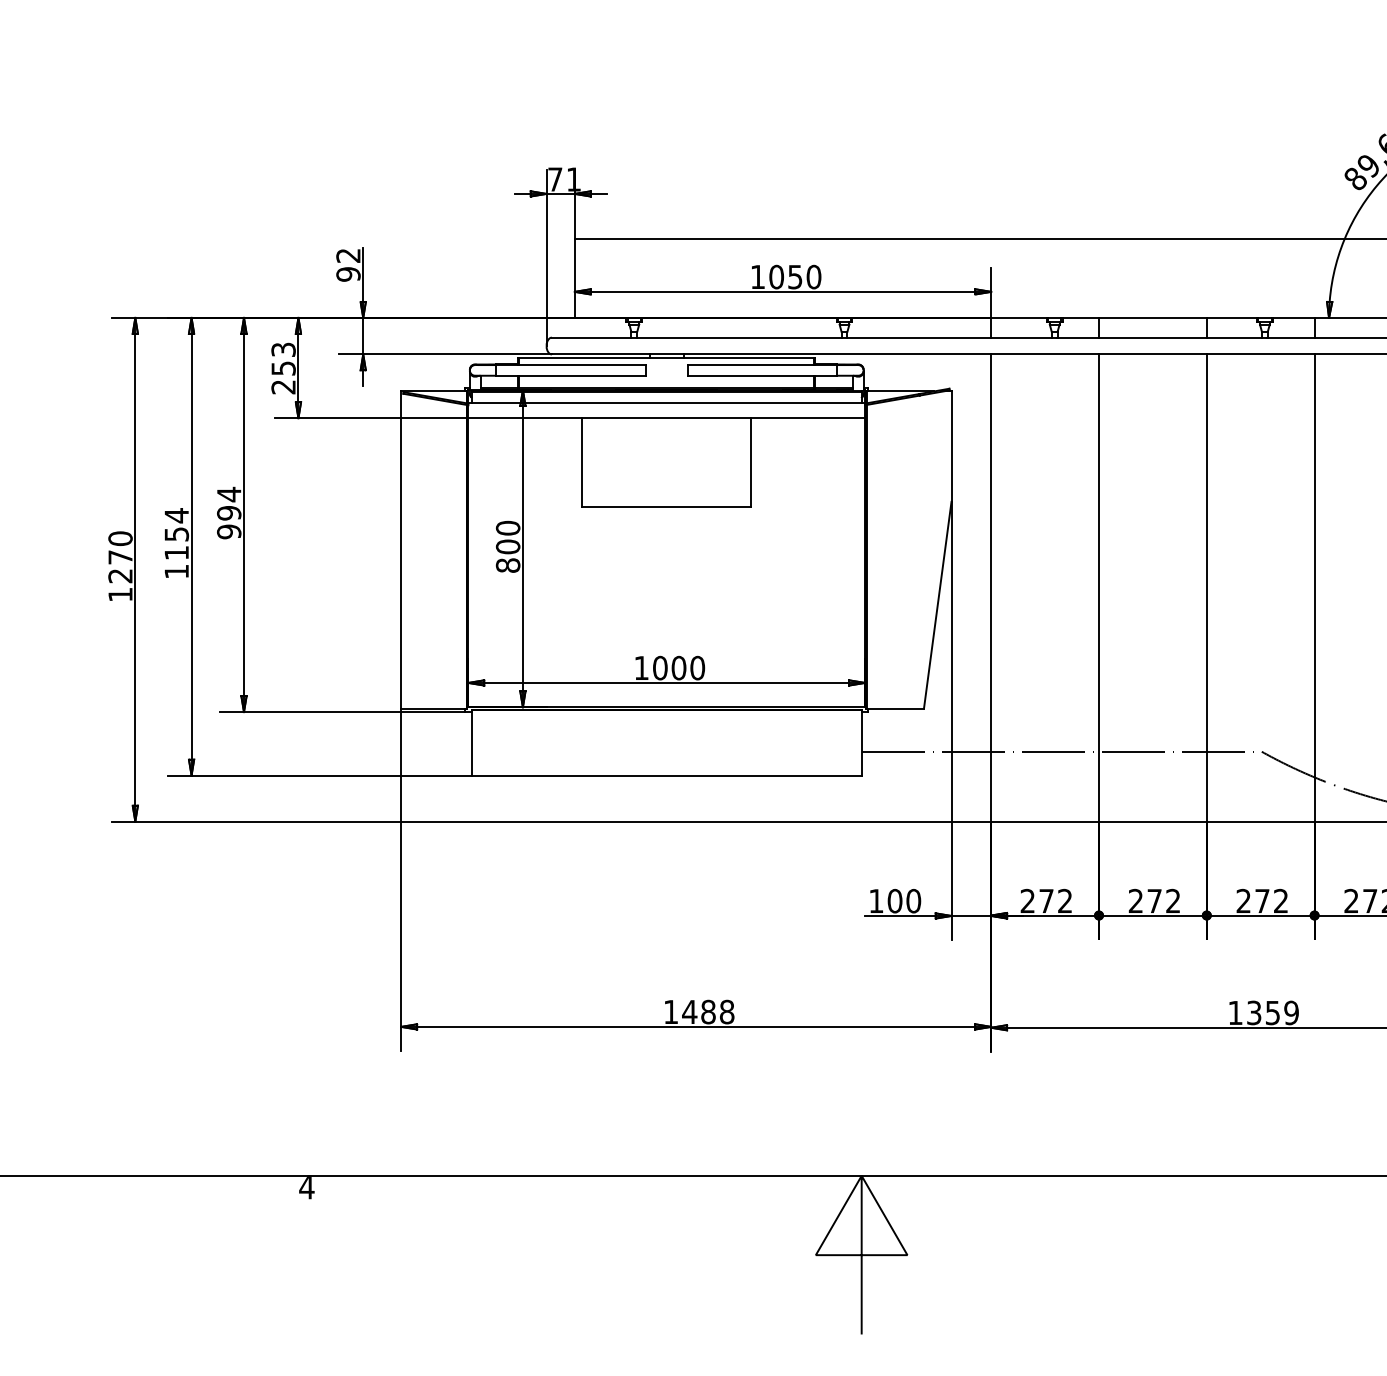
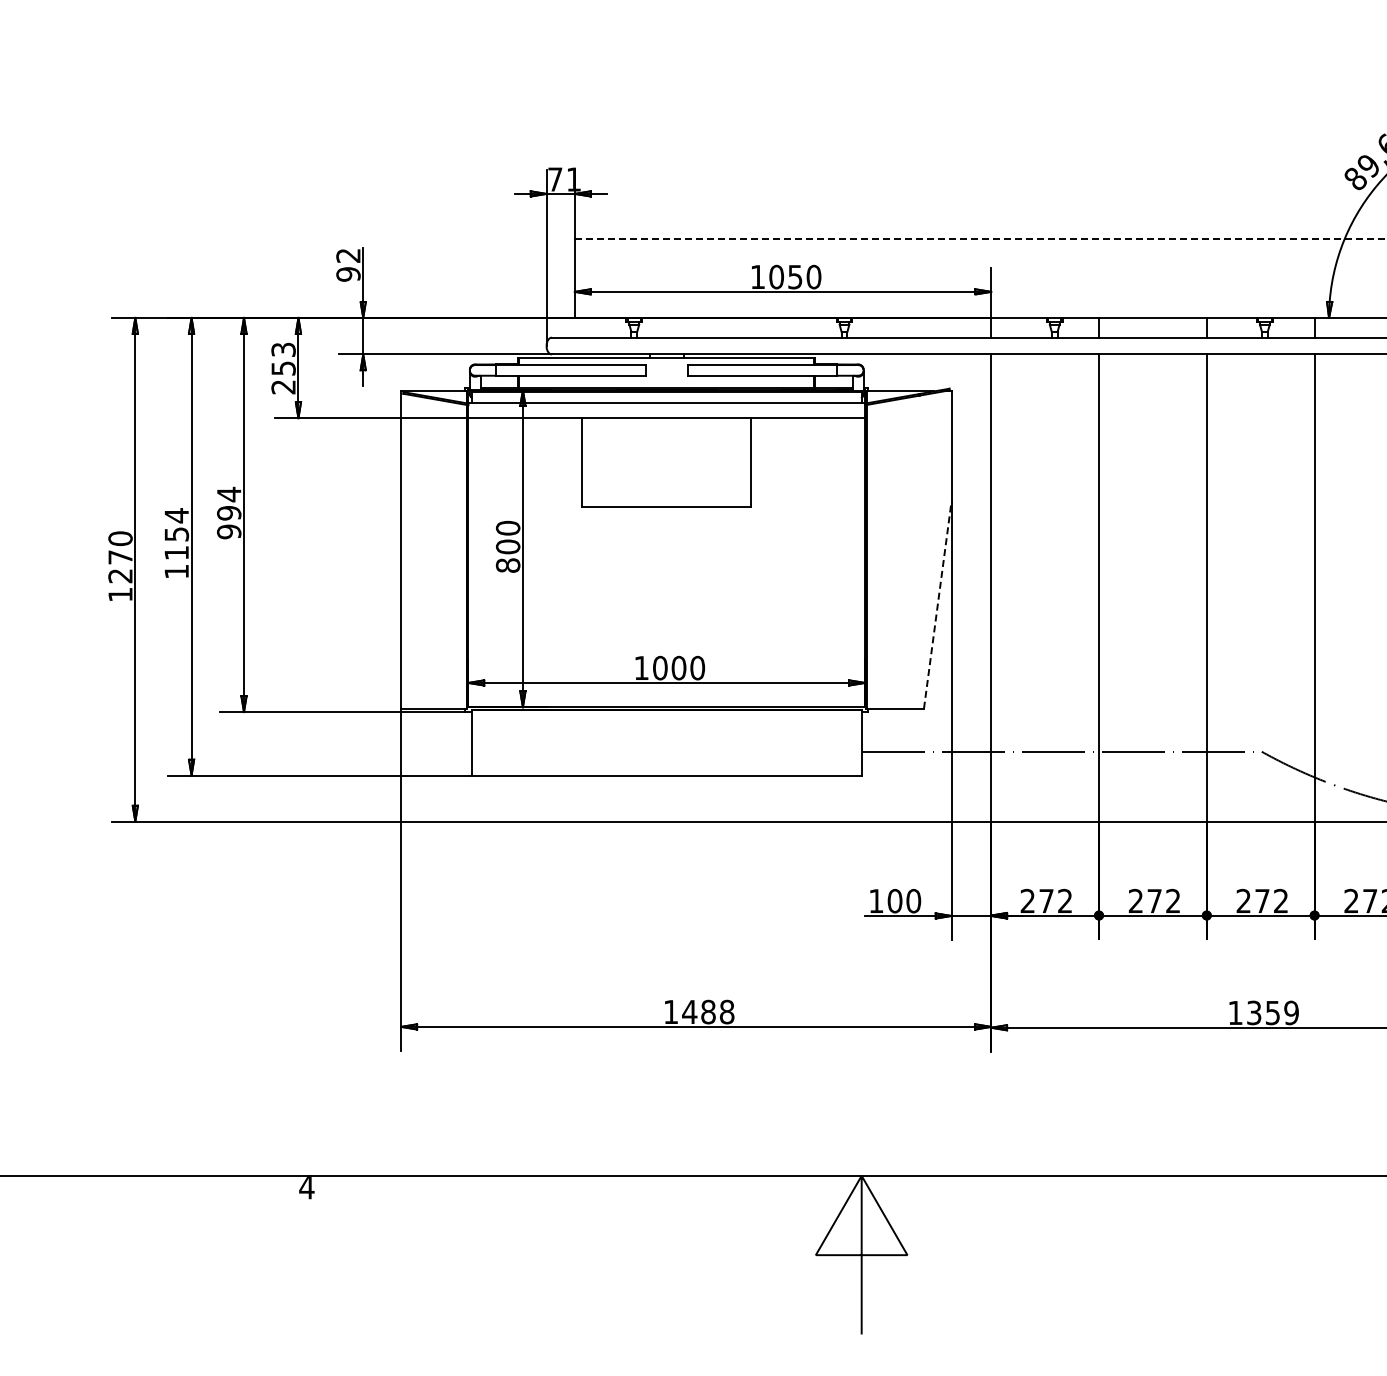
line: solid -> dashed (980, 238)
line: solid -> dashed (937, 604)
